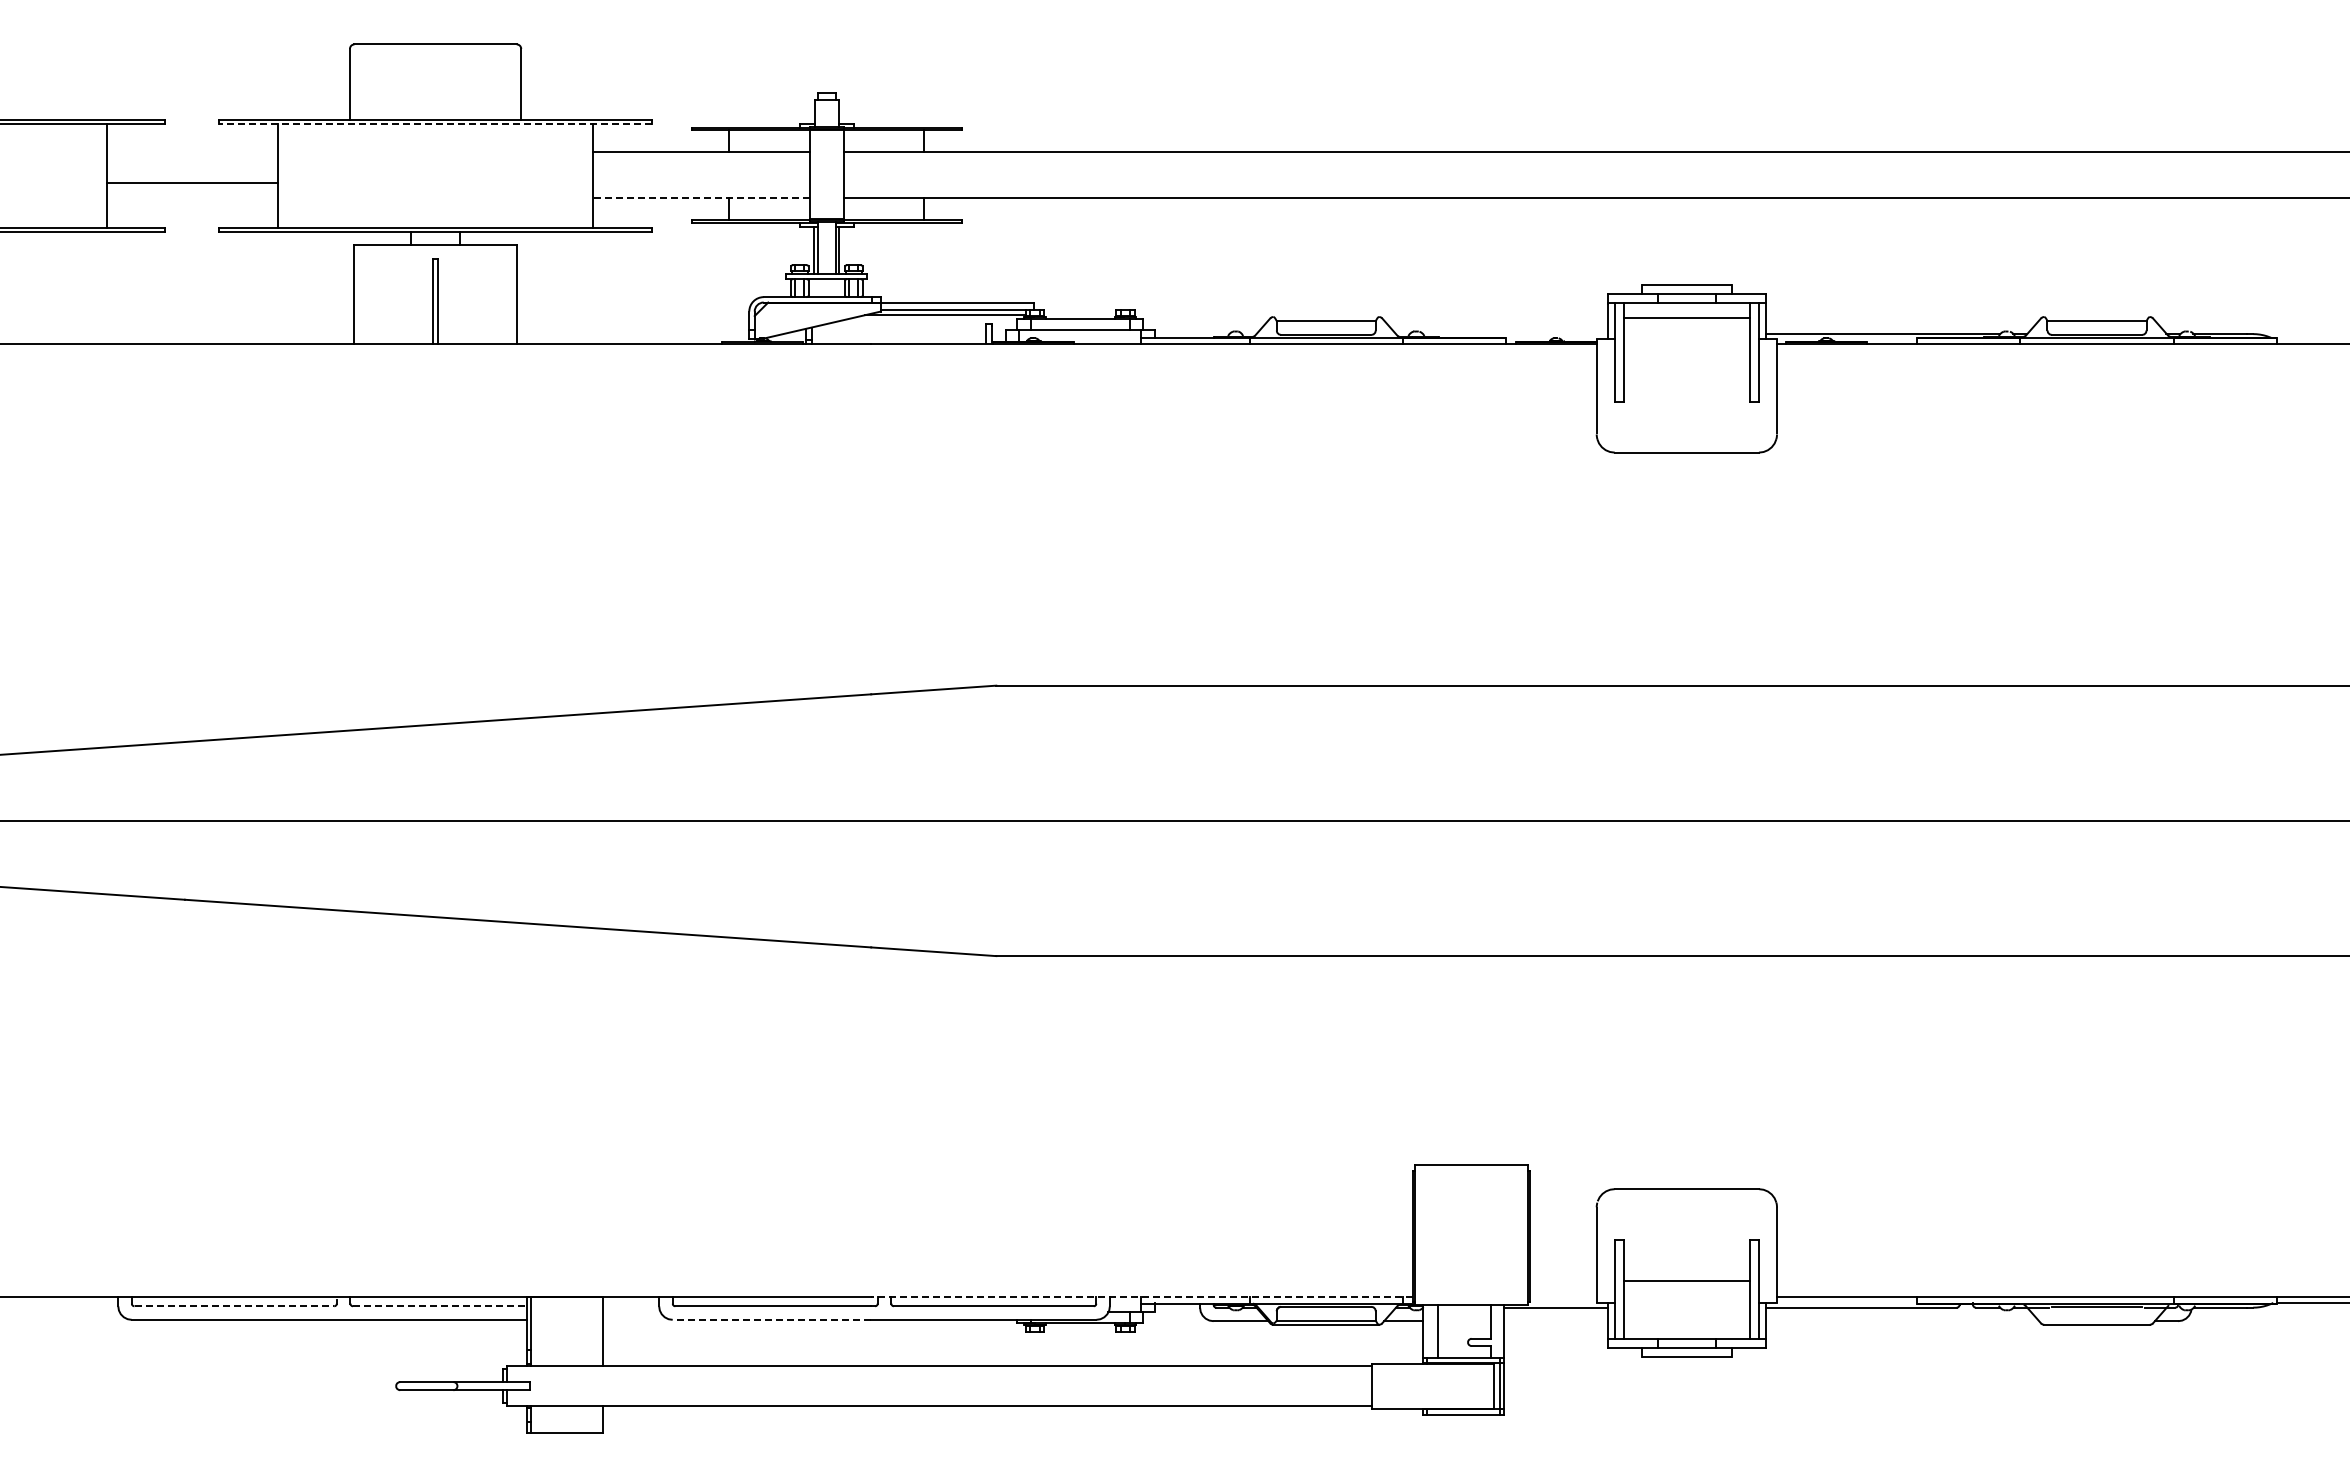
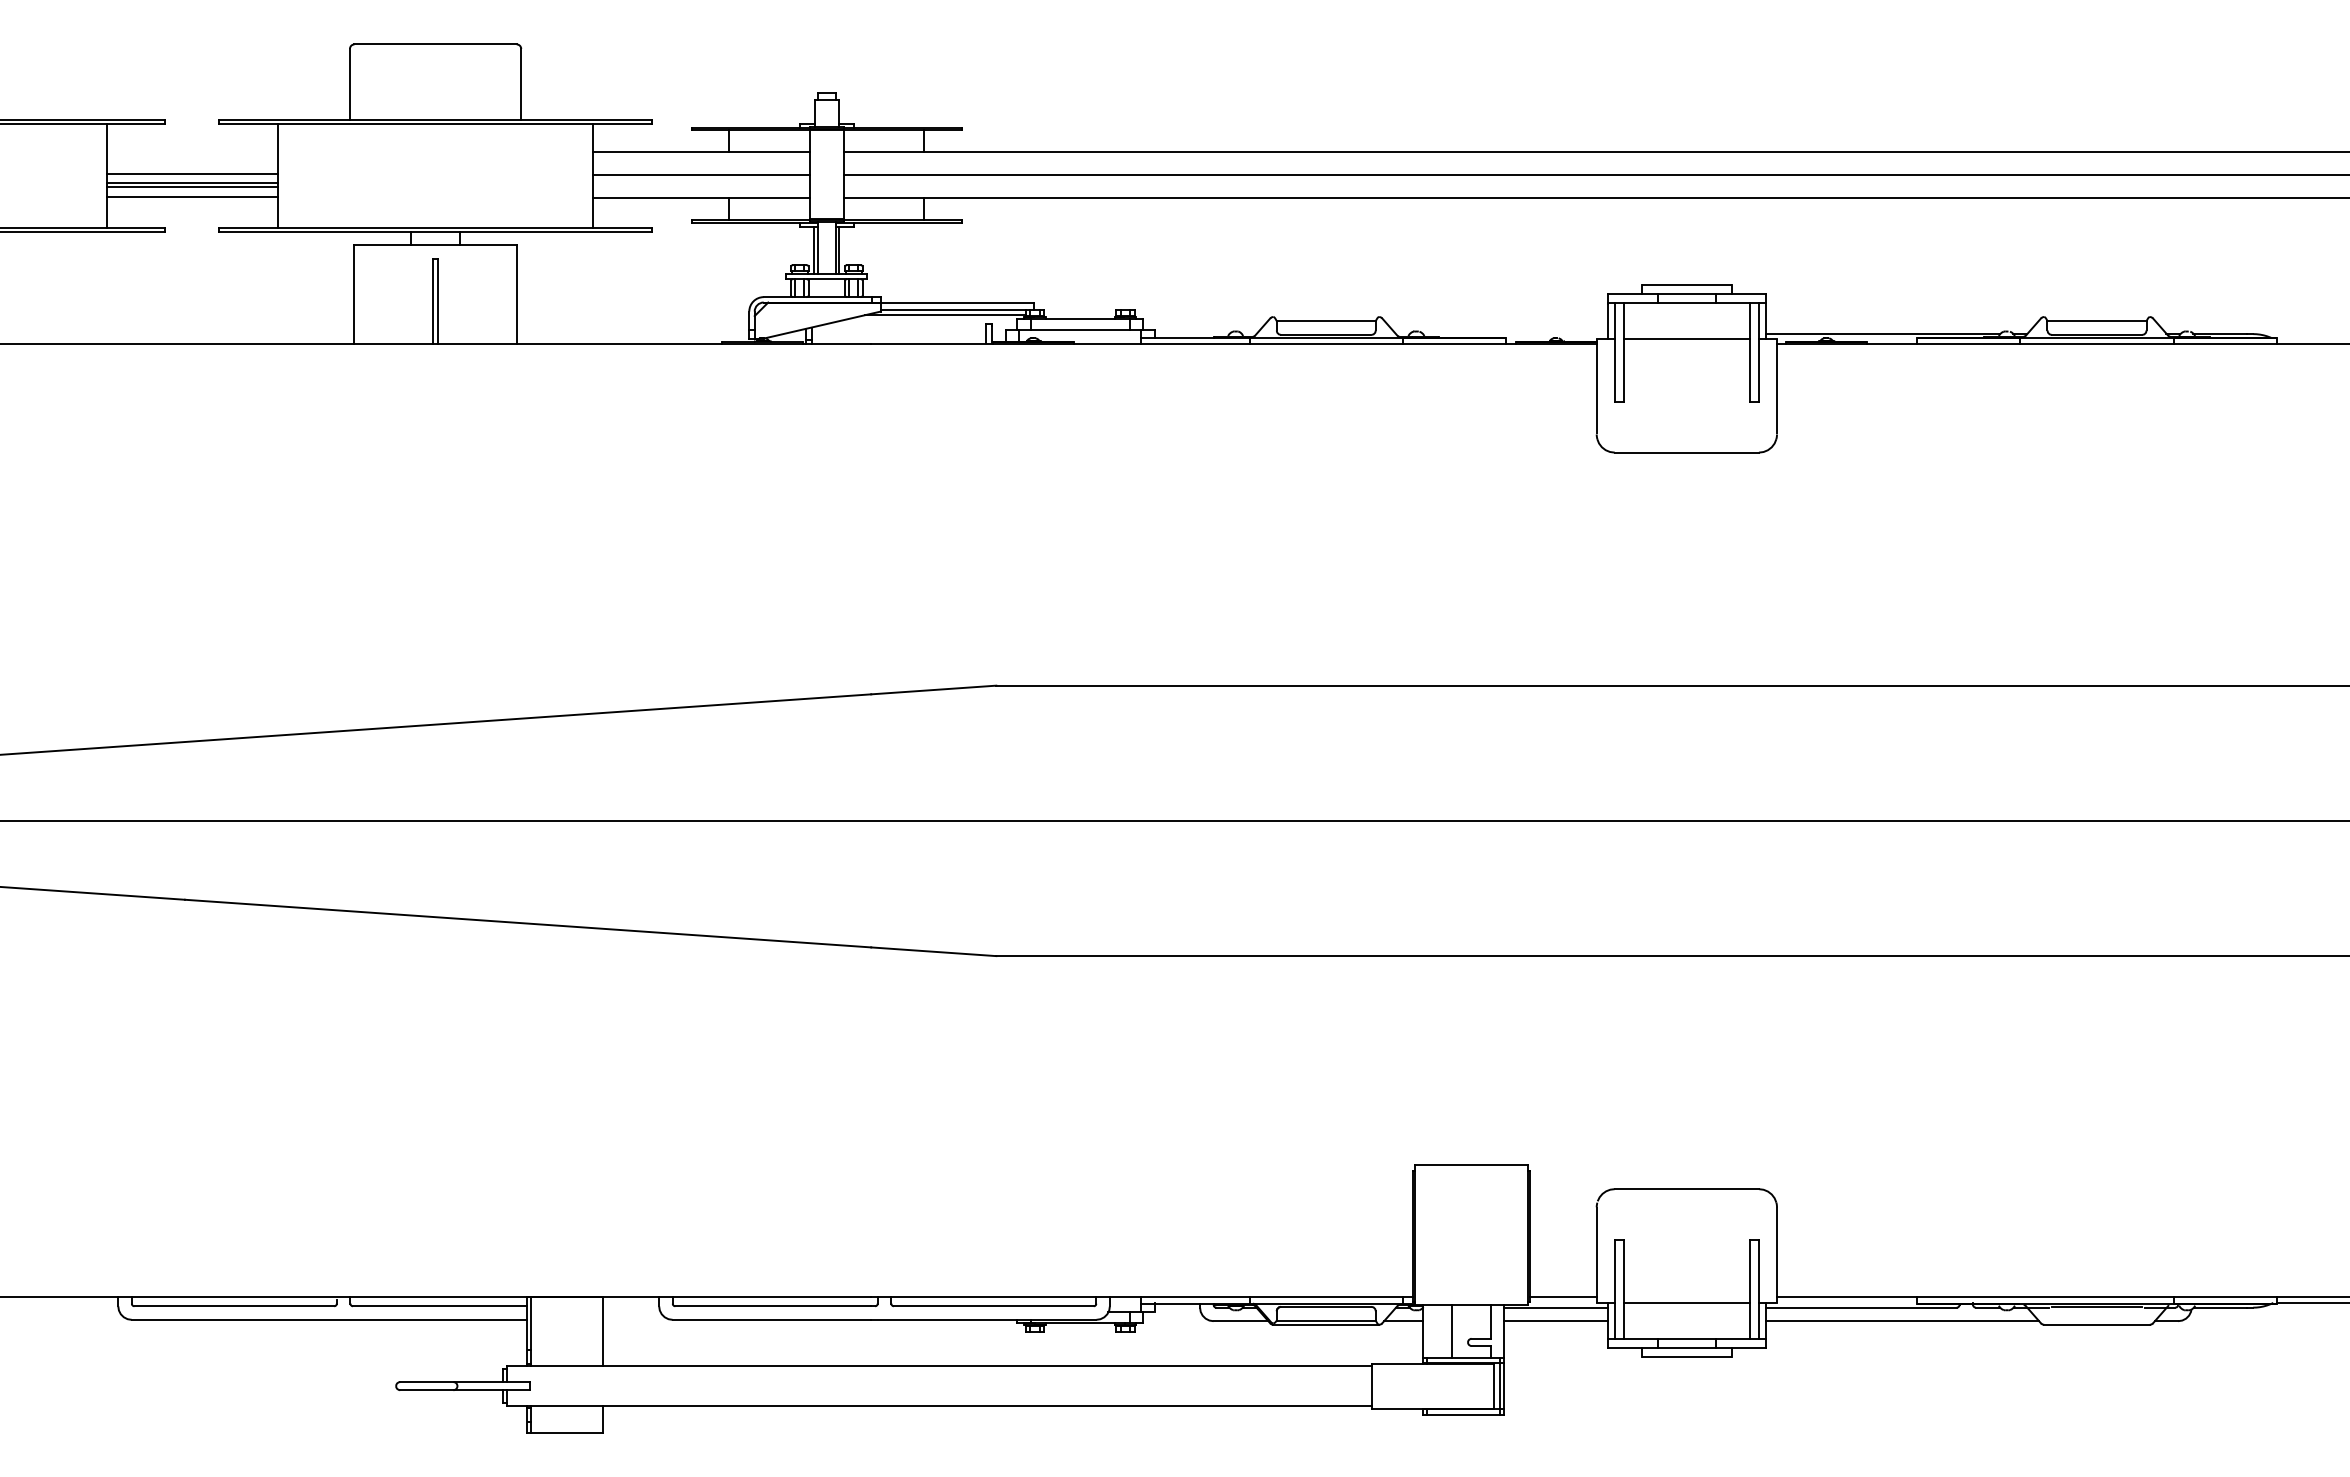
line: dashed -> solid (435, 124)
line: none -> present (191, 173)
line: none -> present (701, 174)
line: none -> present (1594, 174)
line: none -> present (191, 187)
line: none -> present (191, 196)
line: dashed -> solid (701, 197)
line position: (1686, 318) -> (1686, 339) (1686, 339)
line position: (1686, 1280) -> (1686, 1302) (1686, 1302)
line: dashed -> solid (1142, 1297)
line: none -> present (1563, 1297)
line: dashed -> solid (234, 1306)
line: dashed -> solid (440, 1306)
line: dashed -> solid (771, 1319)
line: none -> present (1555, 1321)
line: none -> present (1902, 1321)
line position: (1438, 1331) -> (1452, 1331) (1452, 1331)
